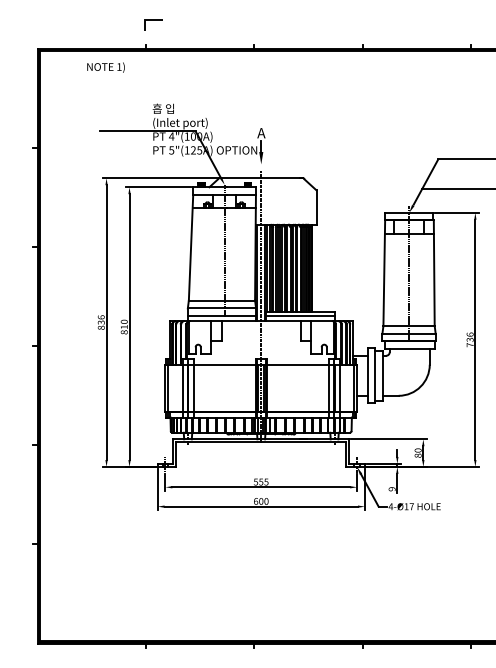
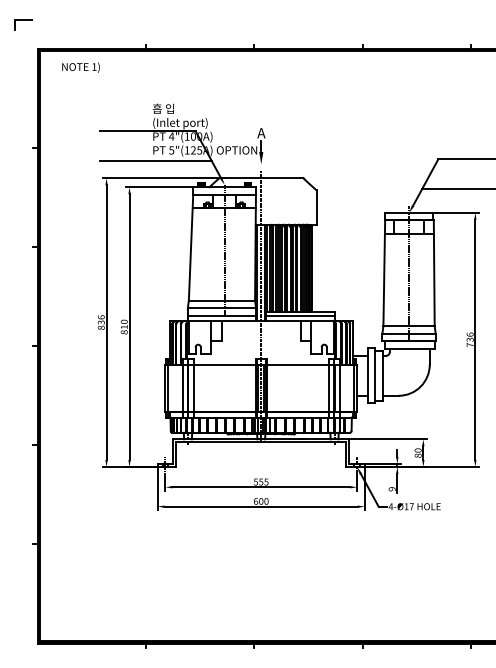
line position: (153, 20) -> (23, 20) (23, 20)
text position: (105, 67) -> (80, 67) (80, 67)
line: none -> present (155, 161)
